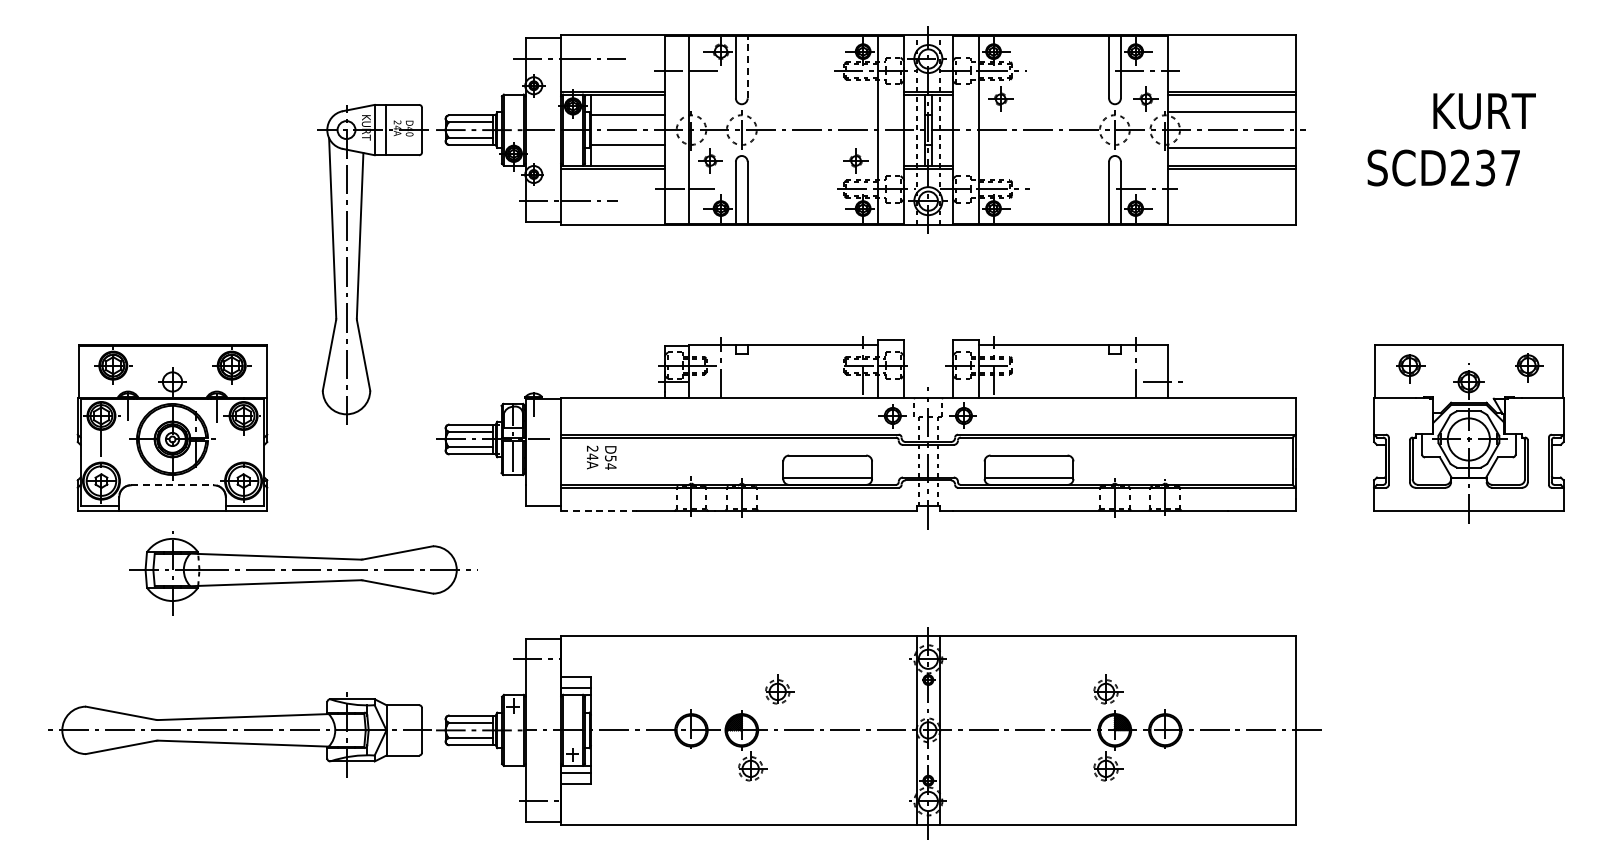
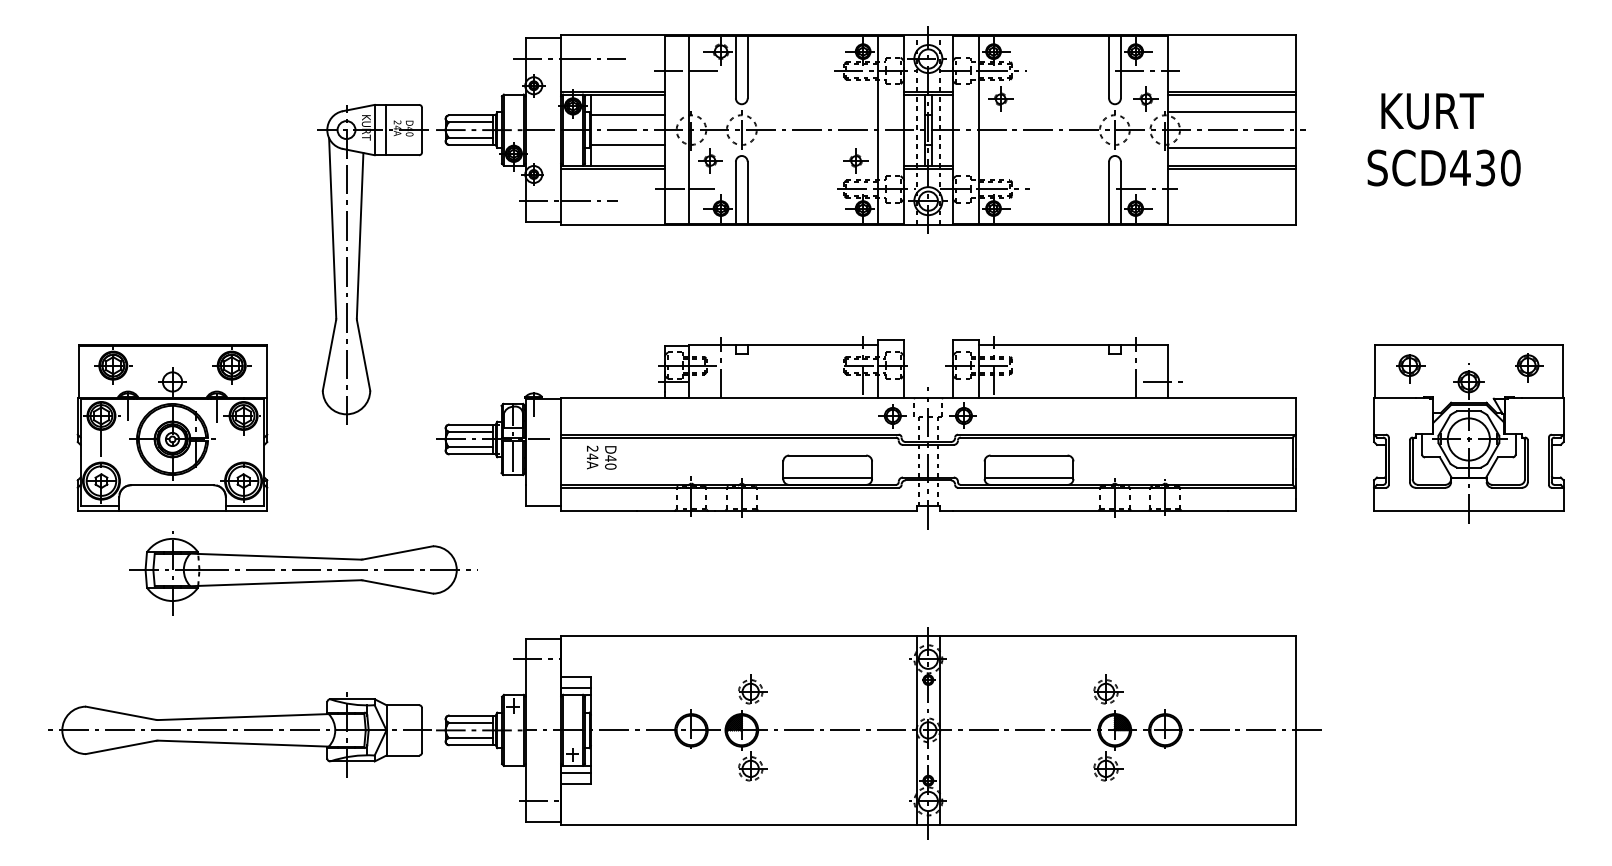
line: dashed -> solid (747, 66)
text position: (1484, 111) -> (1432, 111) (1432, 111)
text: SCD237 -> SCD430 (1485, 167)
text: D54 -> D40 (610, 462)
line: dashed -> solid (173, 485)
line: dashed -> solid (598, 510)
part position: (779, 689) -> (752, 689) (752, 689)
